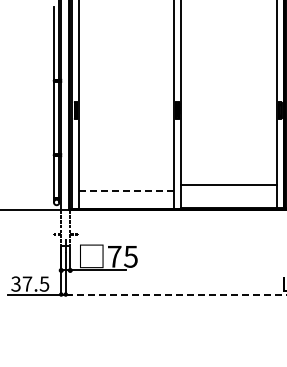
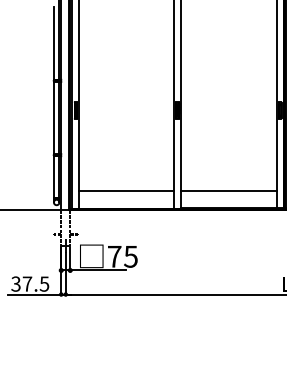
line position: (228, 185) -> (228, 191) (228, 191)
line: dashed -> solid (126, 191)
line: dashed -> solid (176, 294)
